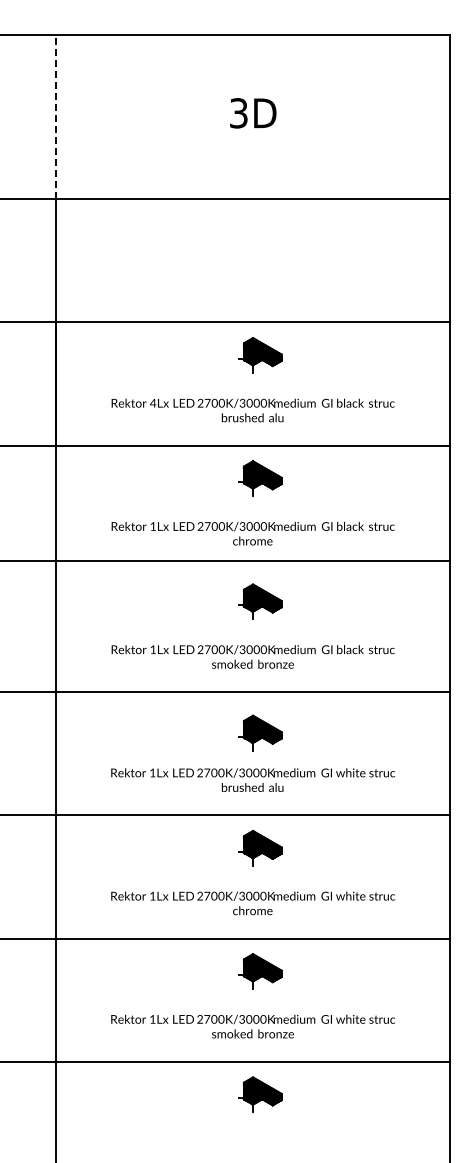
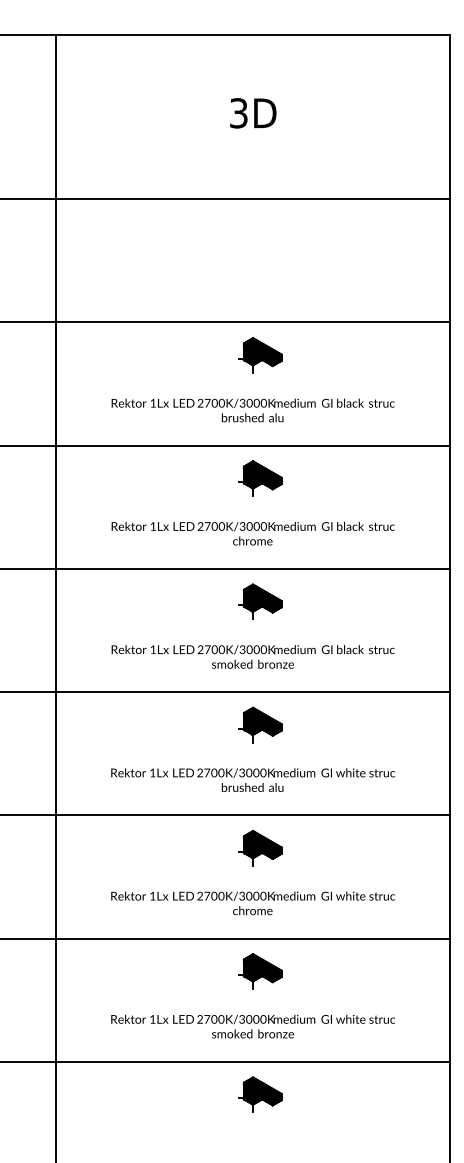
line: dashed -> solid (55, 116)
text: 4Lx -> 1Lx (153, 403)
line position: (226, 560) -> (226, 568) (226, 568)
part position: (260, 732) -> (260, 724) (260, 724)
